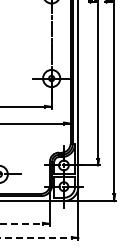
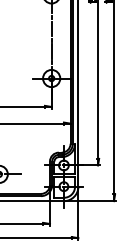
line: dashed -> solid (25, 223)
line: dashed -> solid (39, 238)
